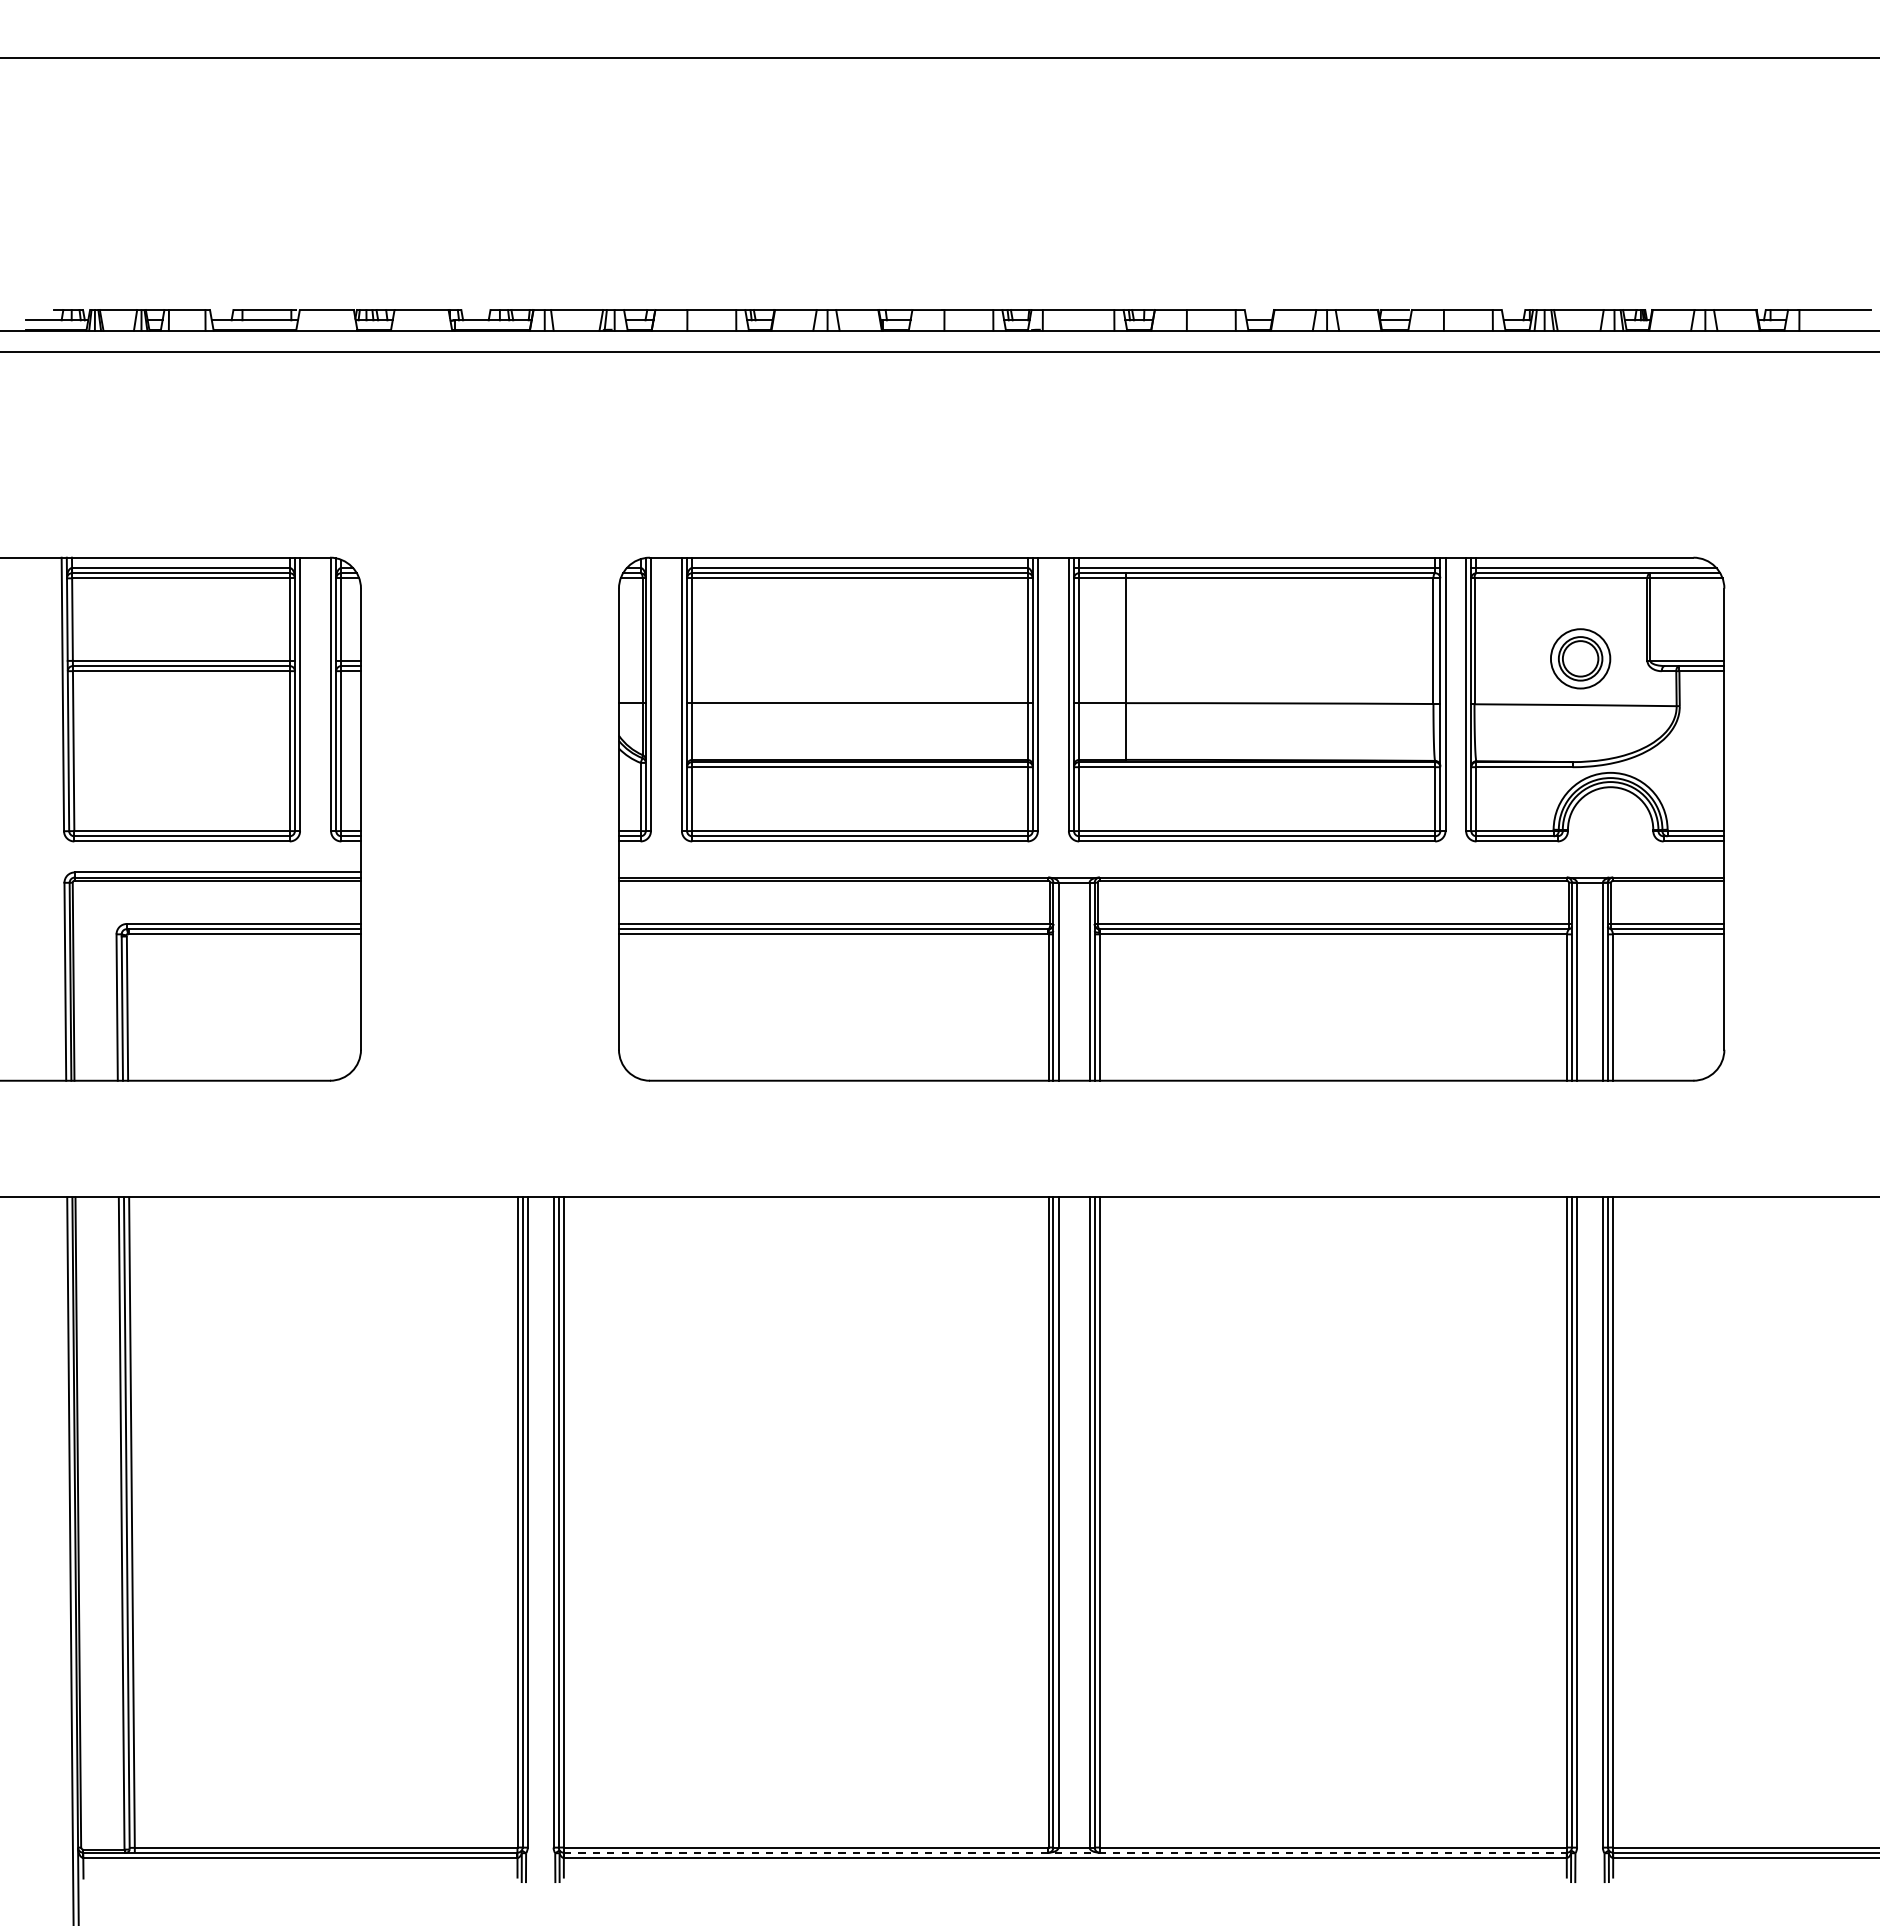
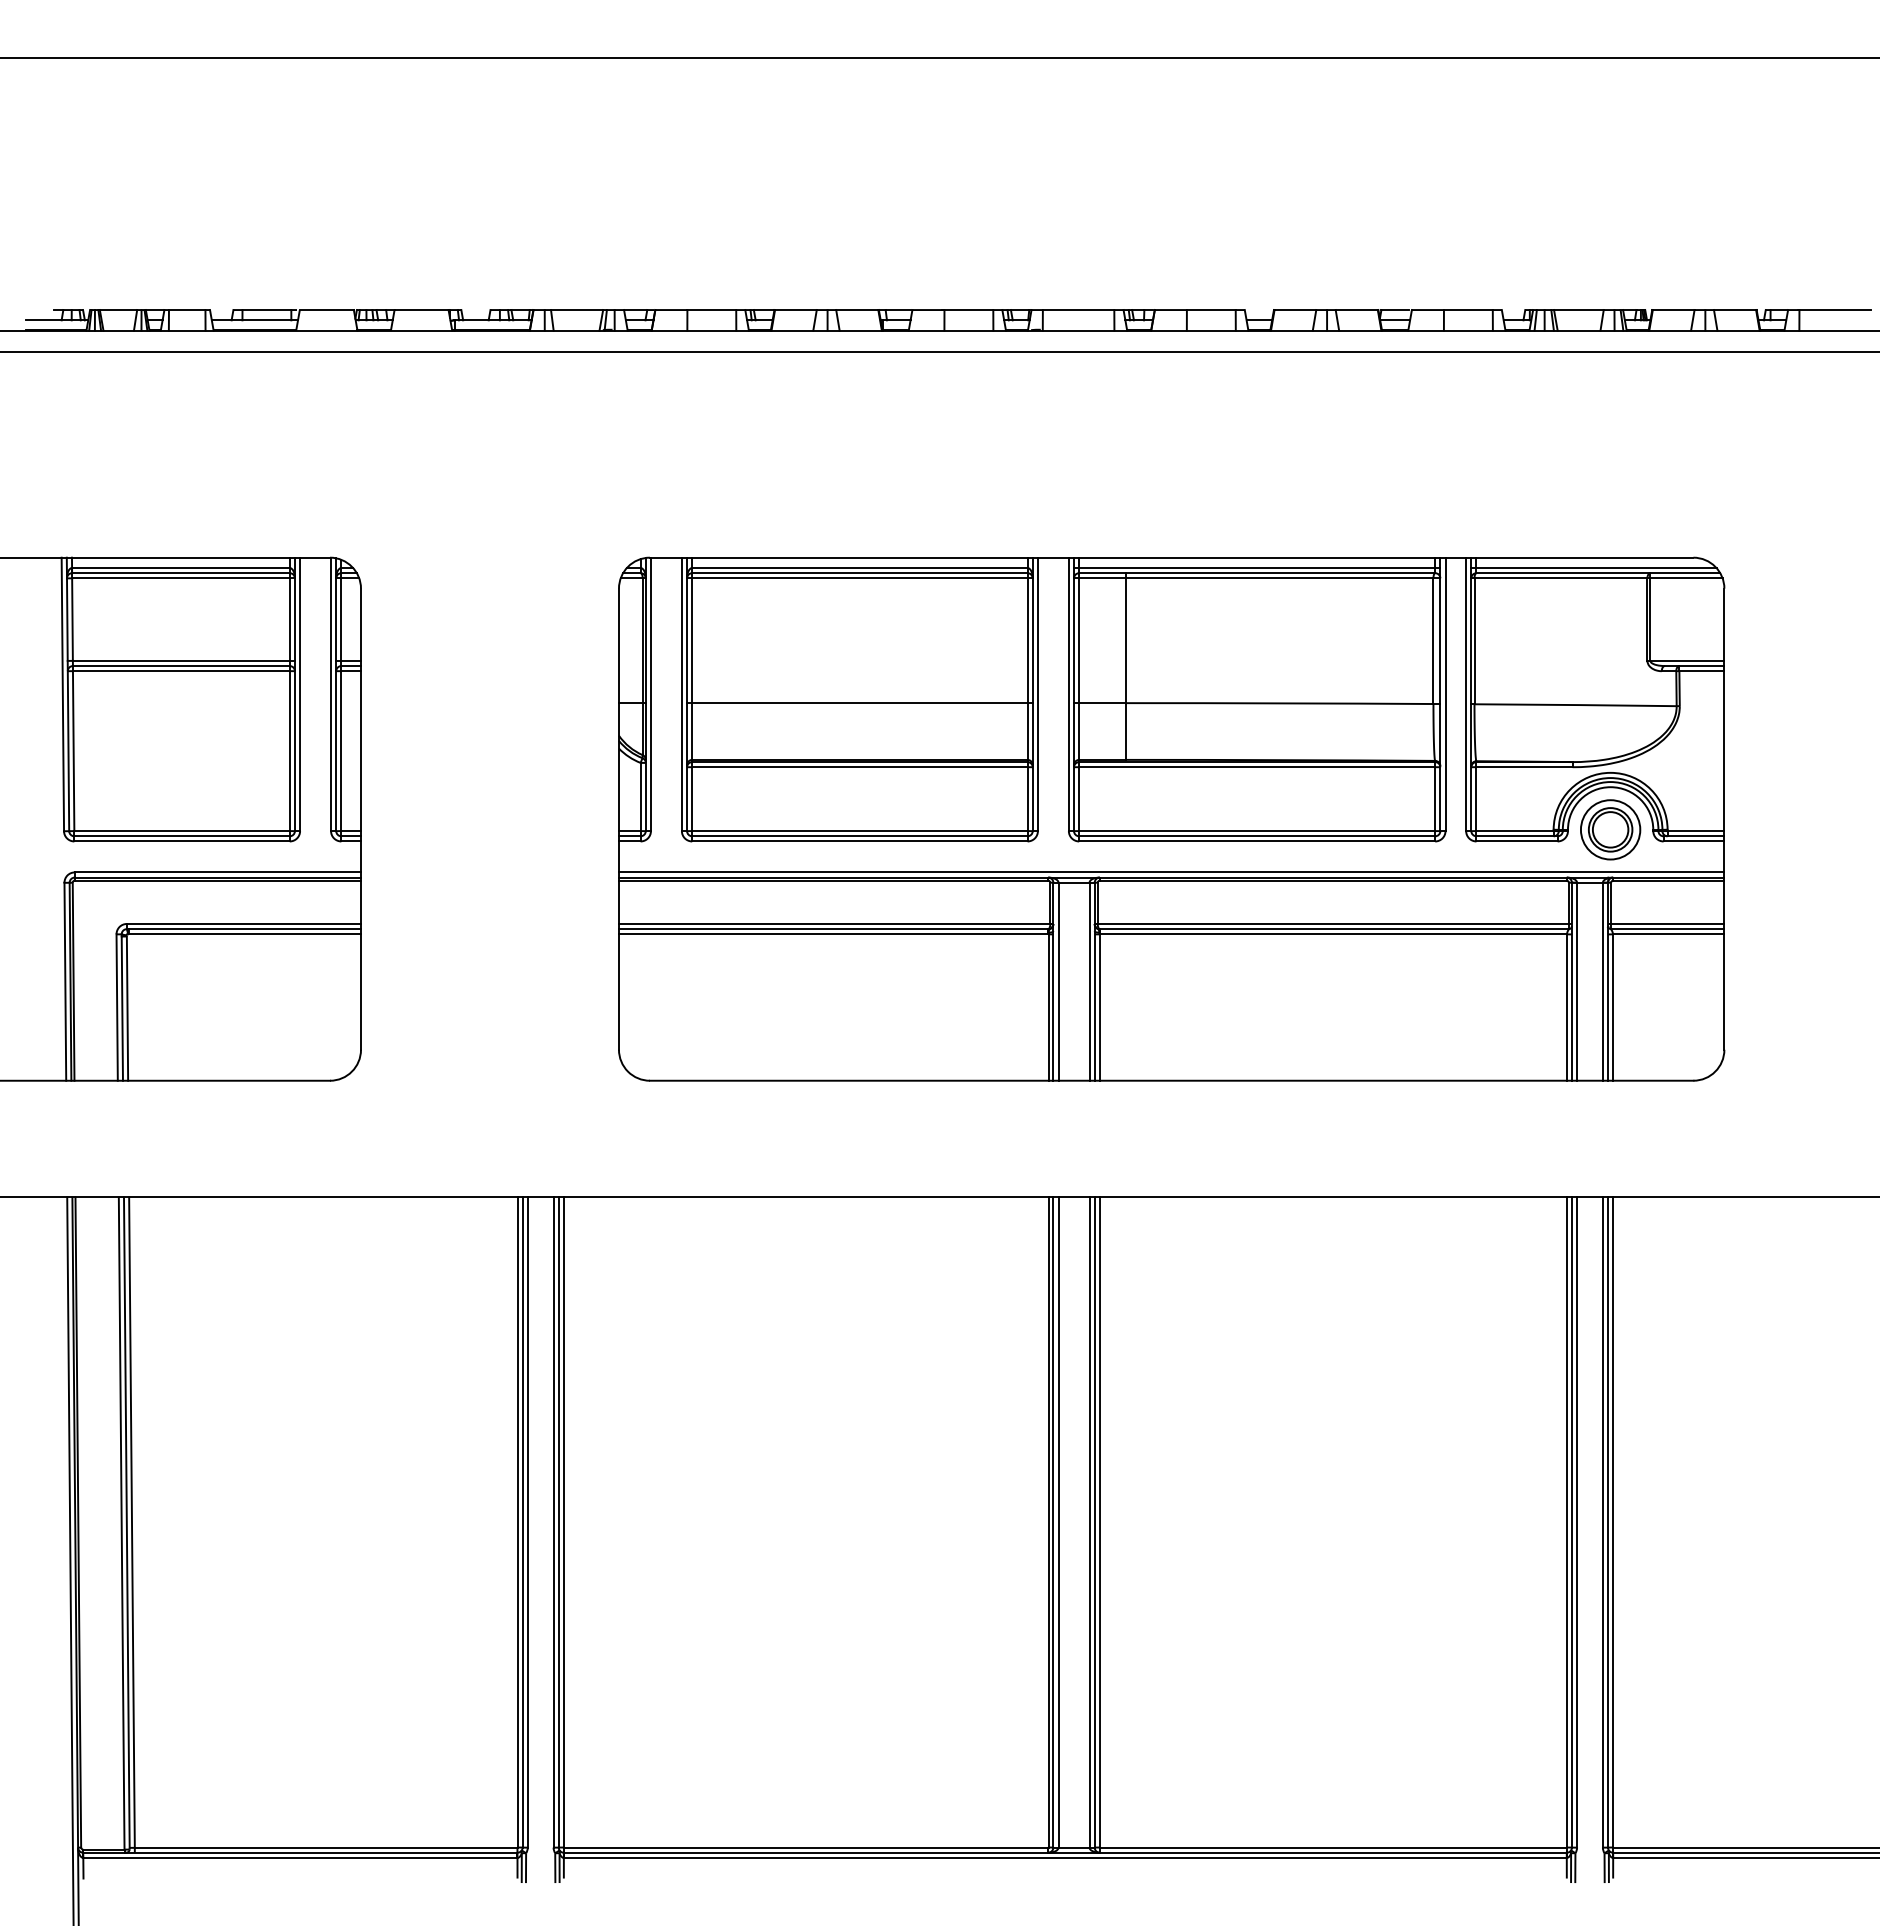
part position: (1580, 658) -> (1610, 829) (1610, 829)
line: none -> present (1171, 872)
line: dashed -> solid (1065, 1852)
